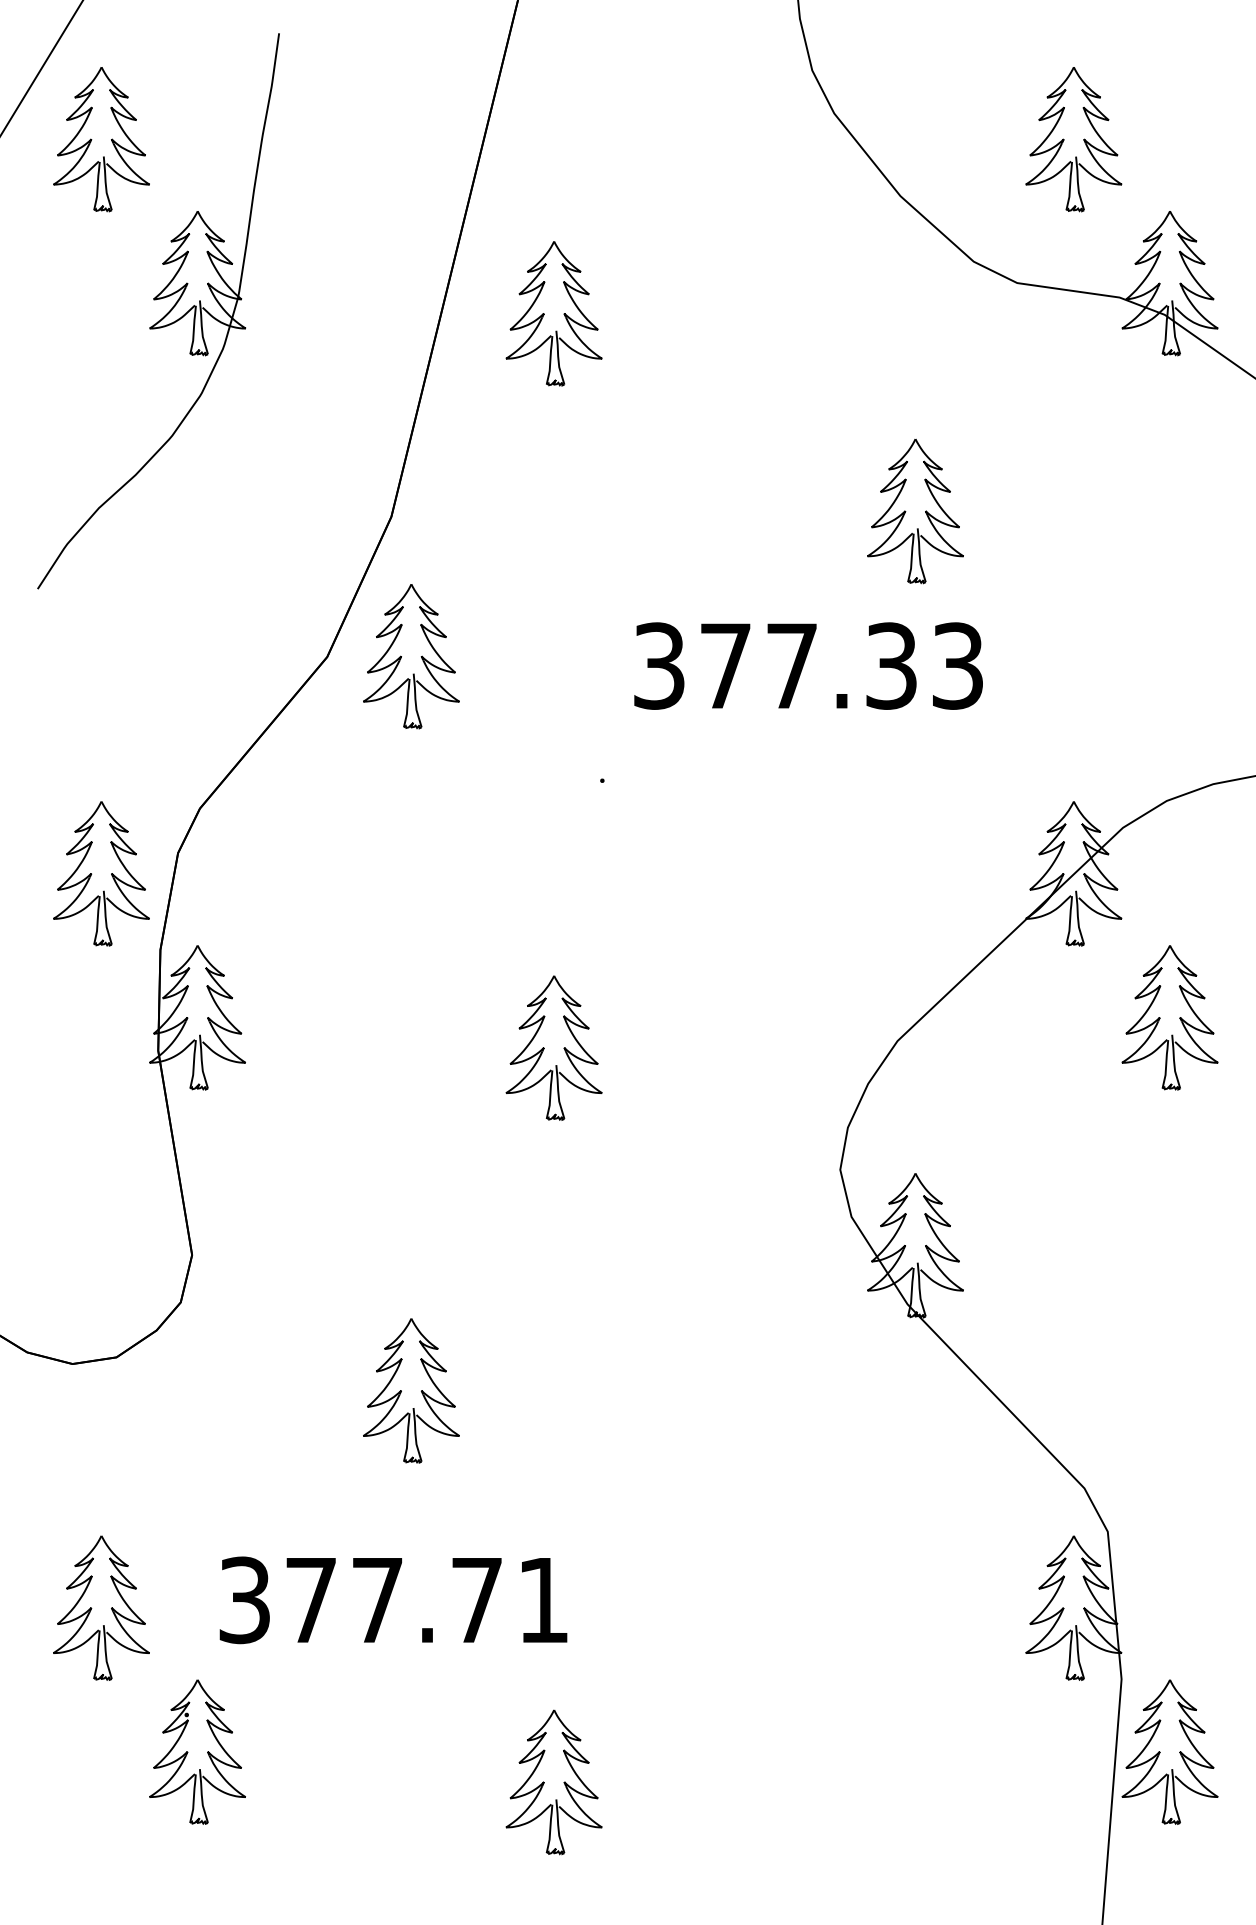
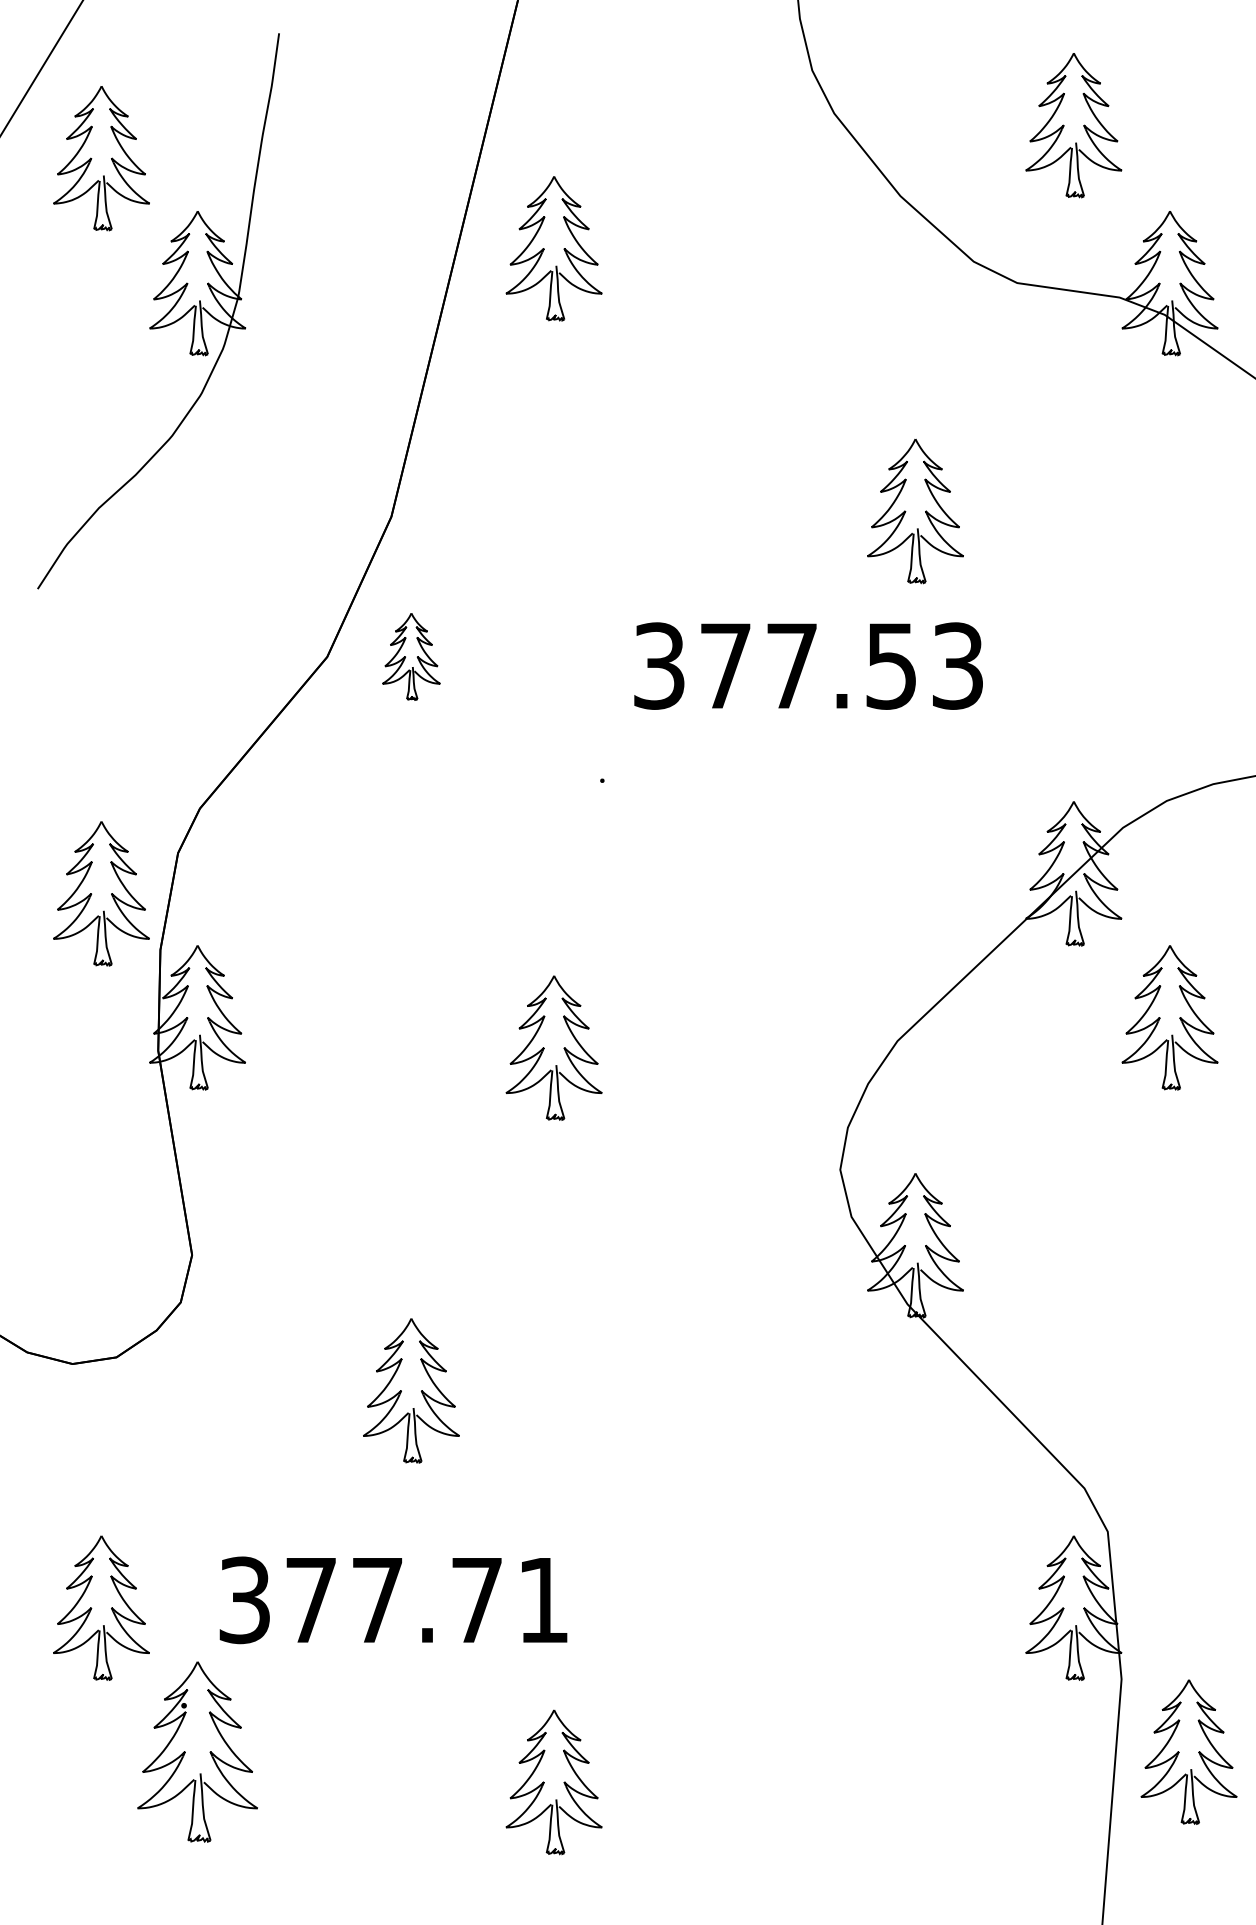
part position: (101, 139) -> (101, 158) (101, 158)
part position: (1073, 139) -> (1073, 125) (1073, 125)
part position: (553, 313) -> (553, 248) (553, 248)
part size: 97x146 px -> 59x88 px (411, 656)
text: 377.33 -> 377.53 (891, 665)
part position: (101, 873) -> (101, 893) (101, 893)
part size: 97x146 px -> 121x182 px (197, 1751)
part position: (1169, 1751) -> (1188, 1751) (1188, 1751)
